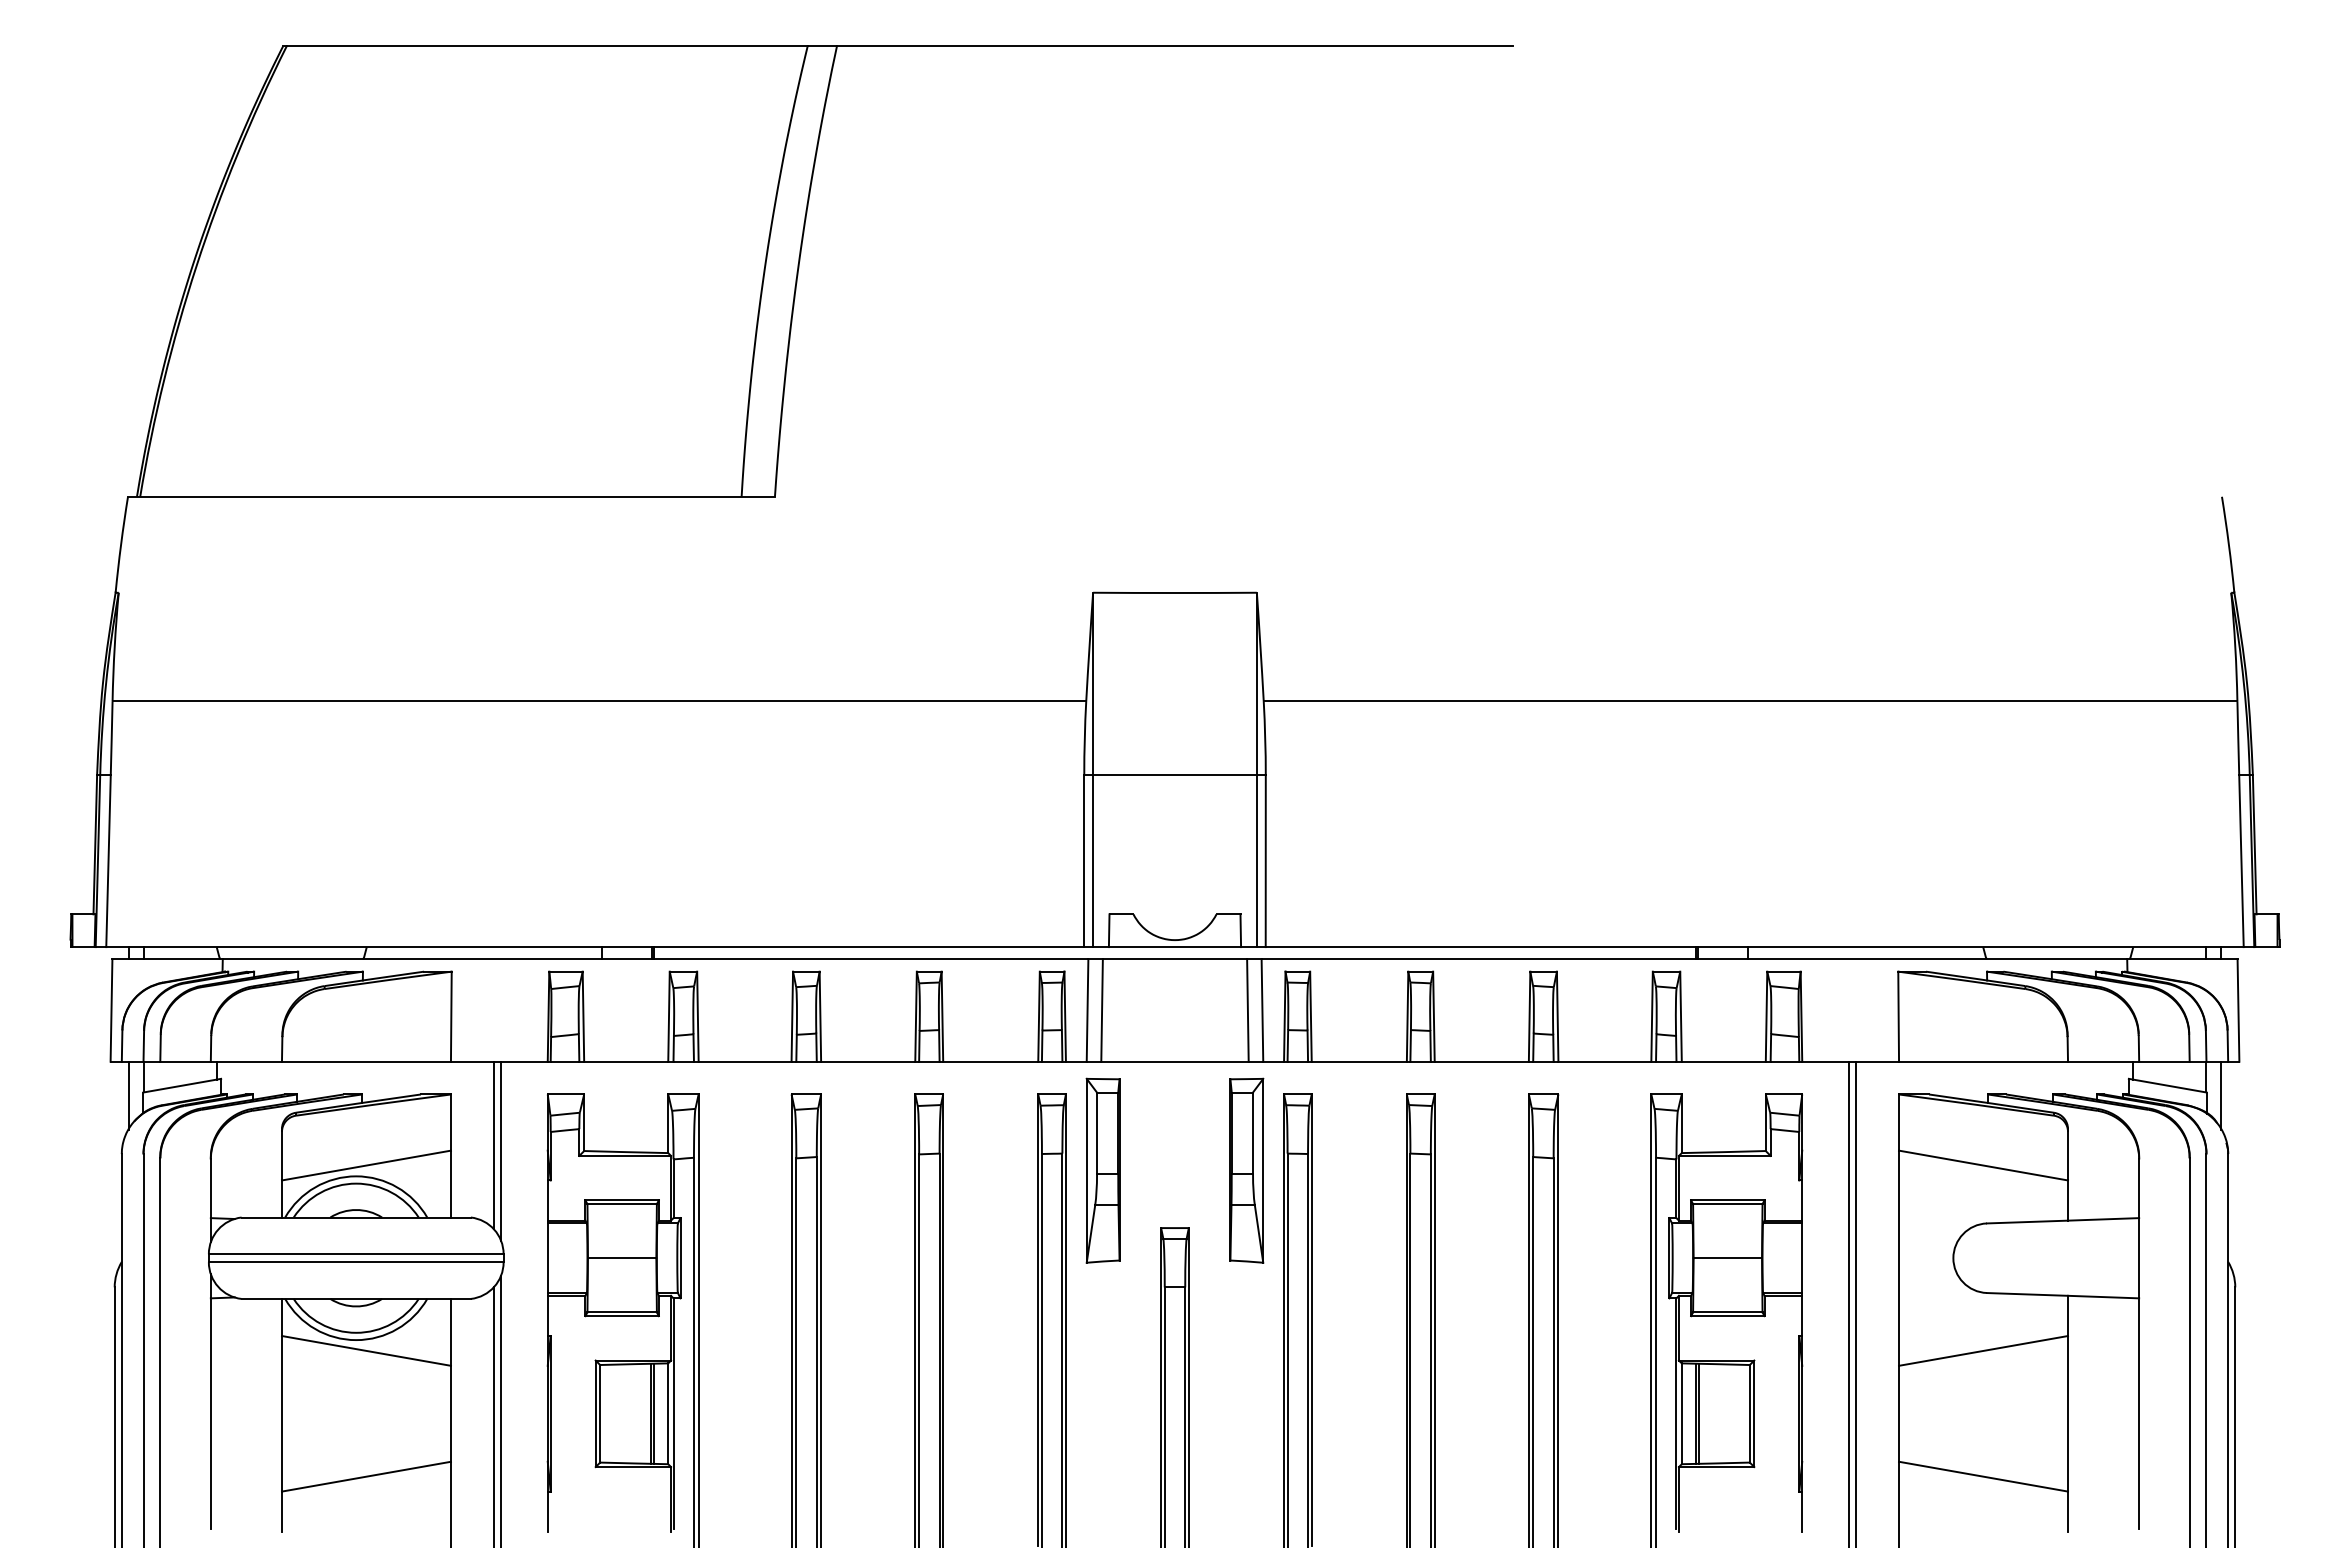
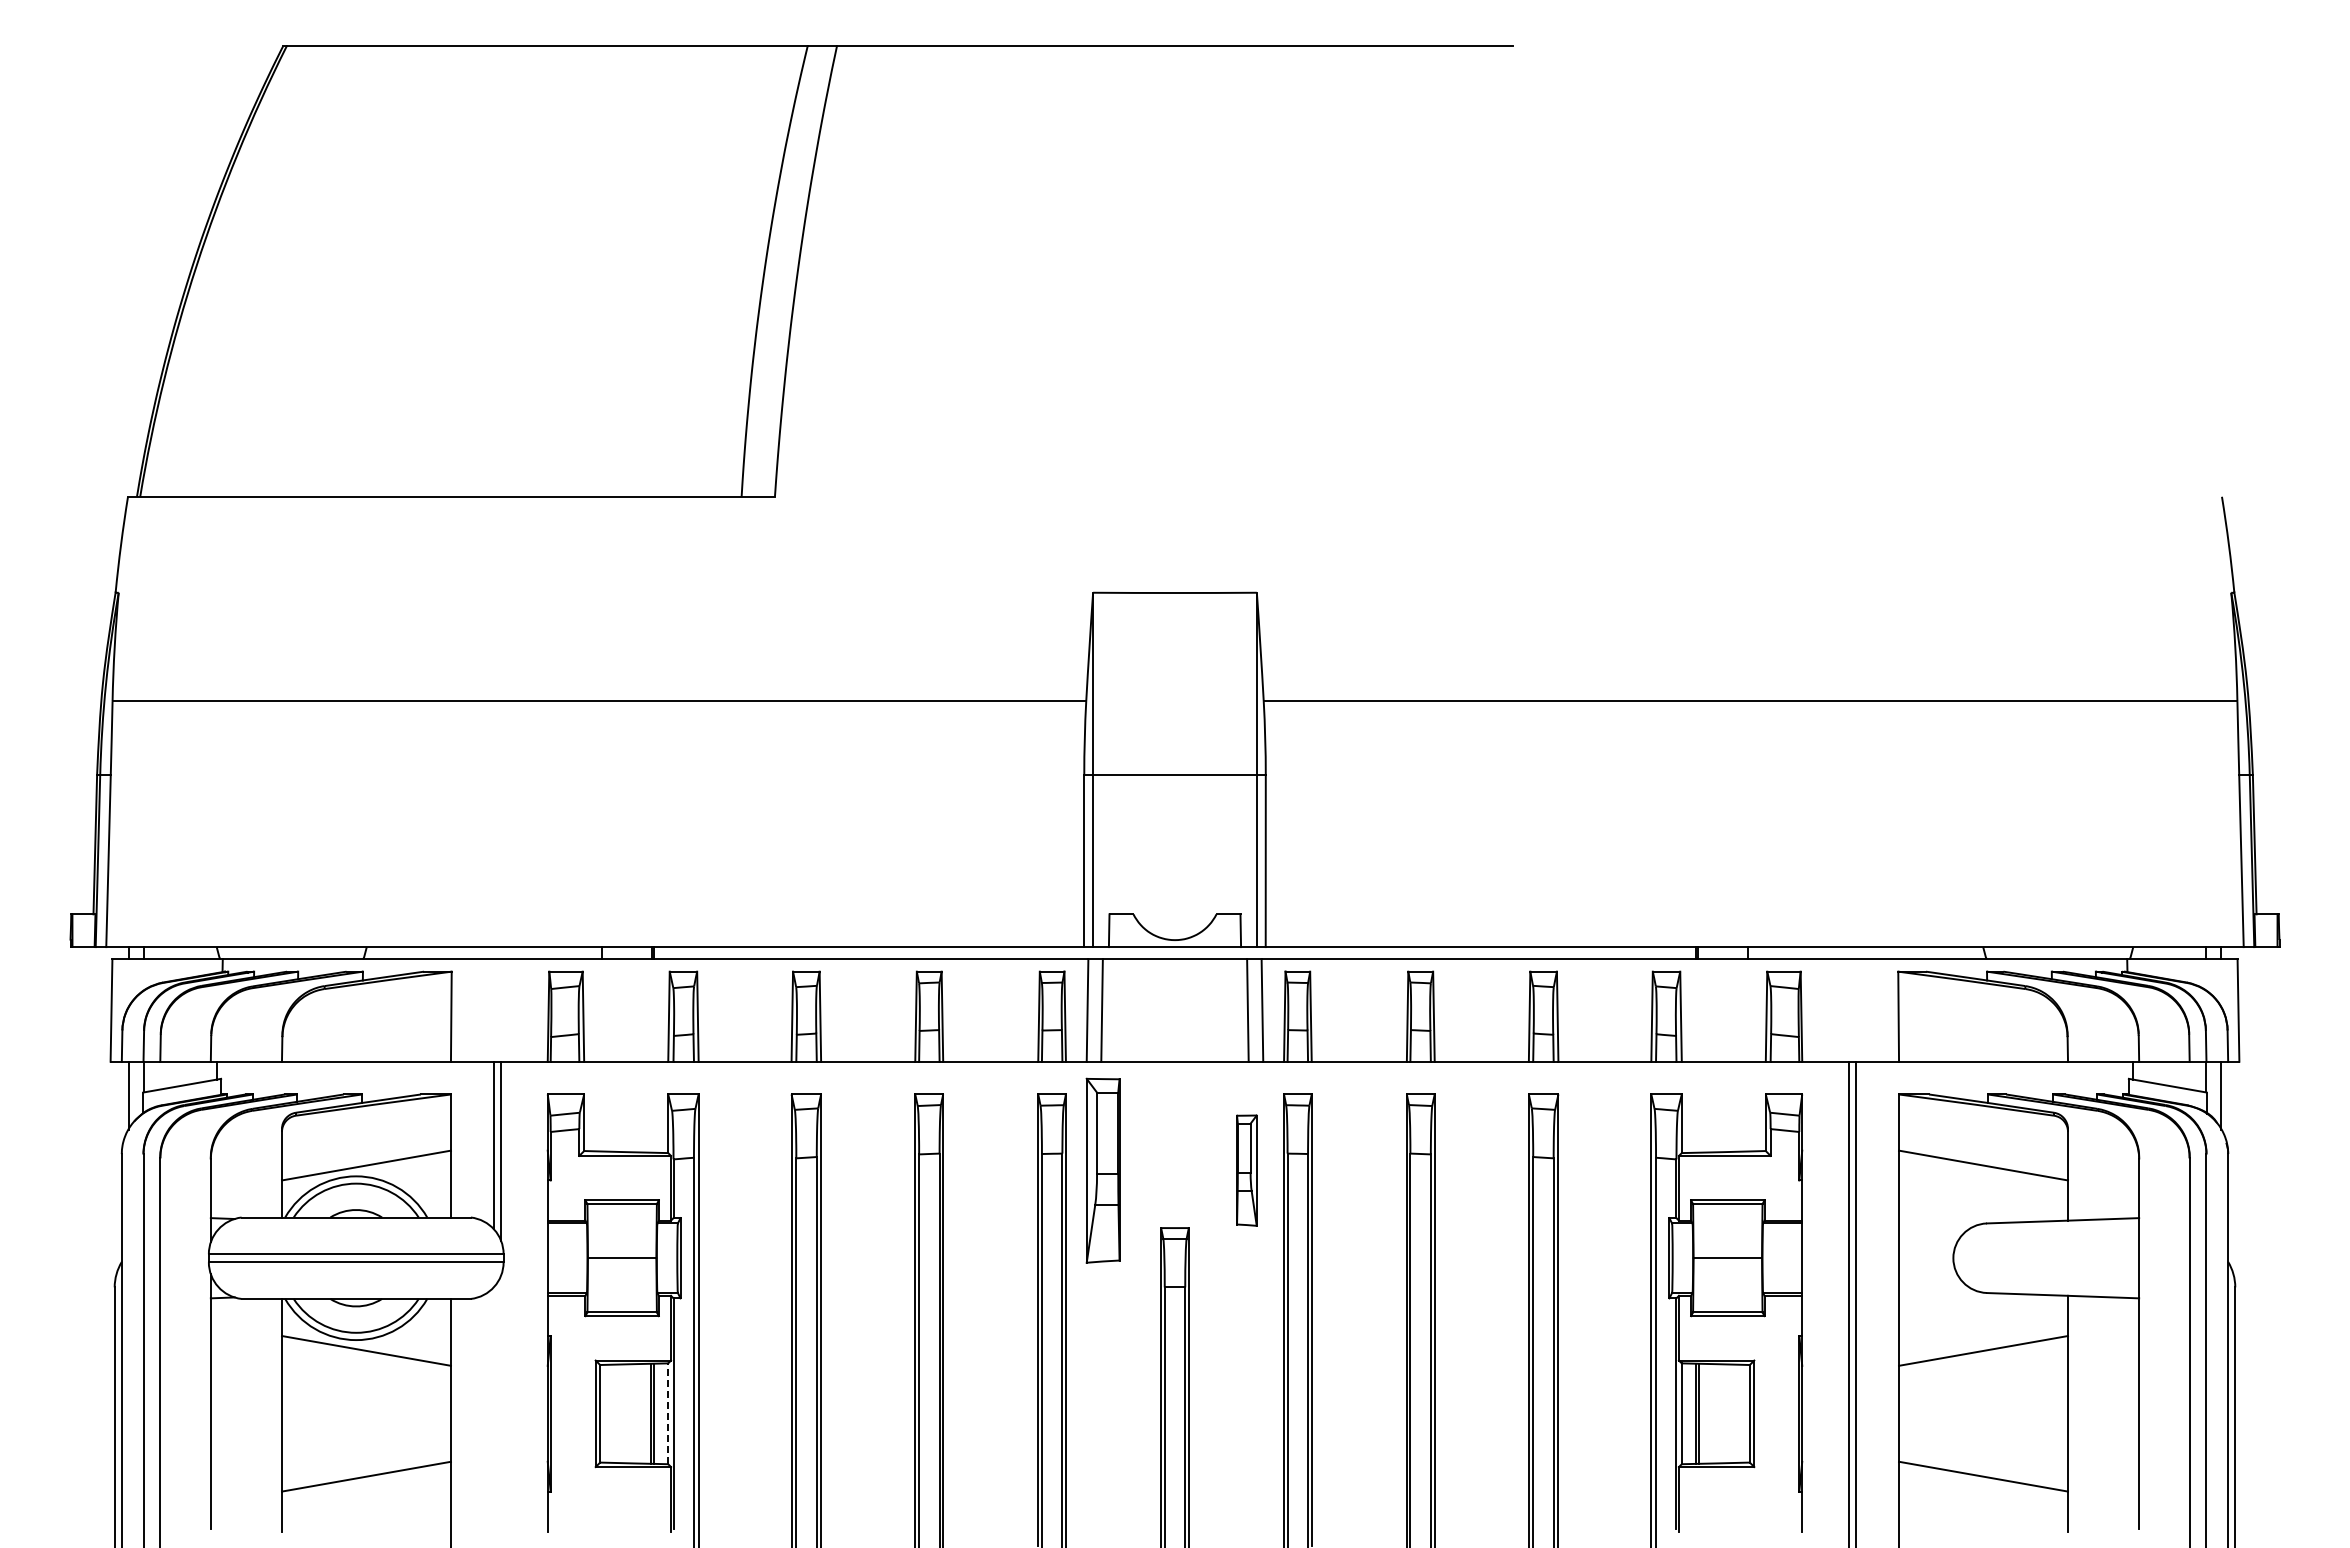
part size: 36x187 px -> 22x113 px (1246, 1170)
line: present -> none (501, 1409)
line: solid -> dashed (668, 1413)
line: present -> none (494, 1415)
